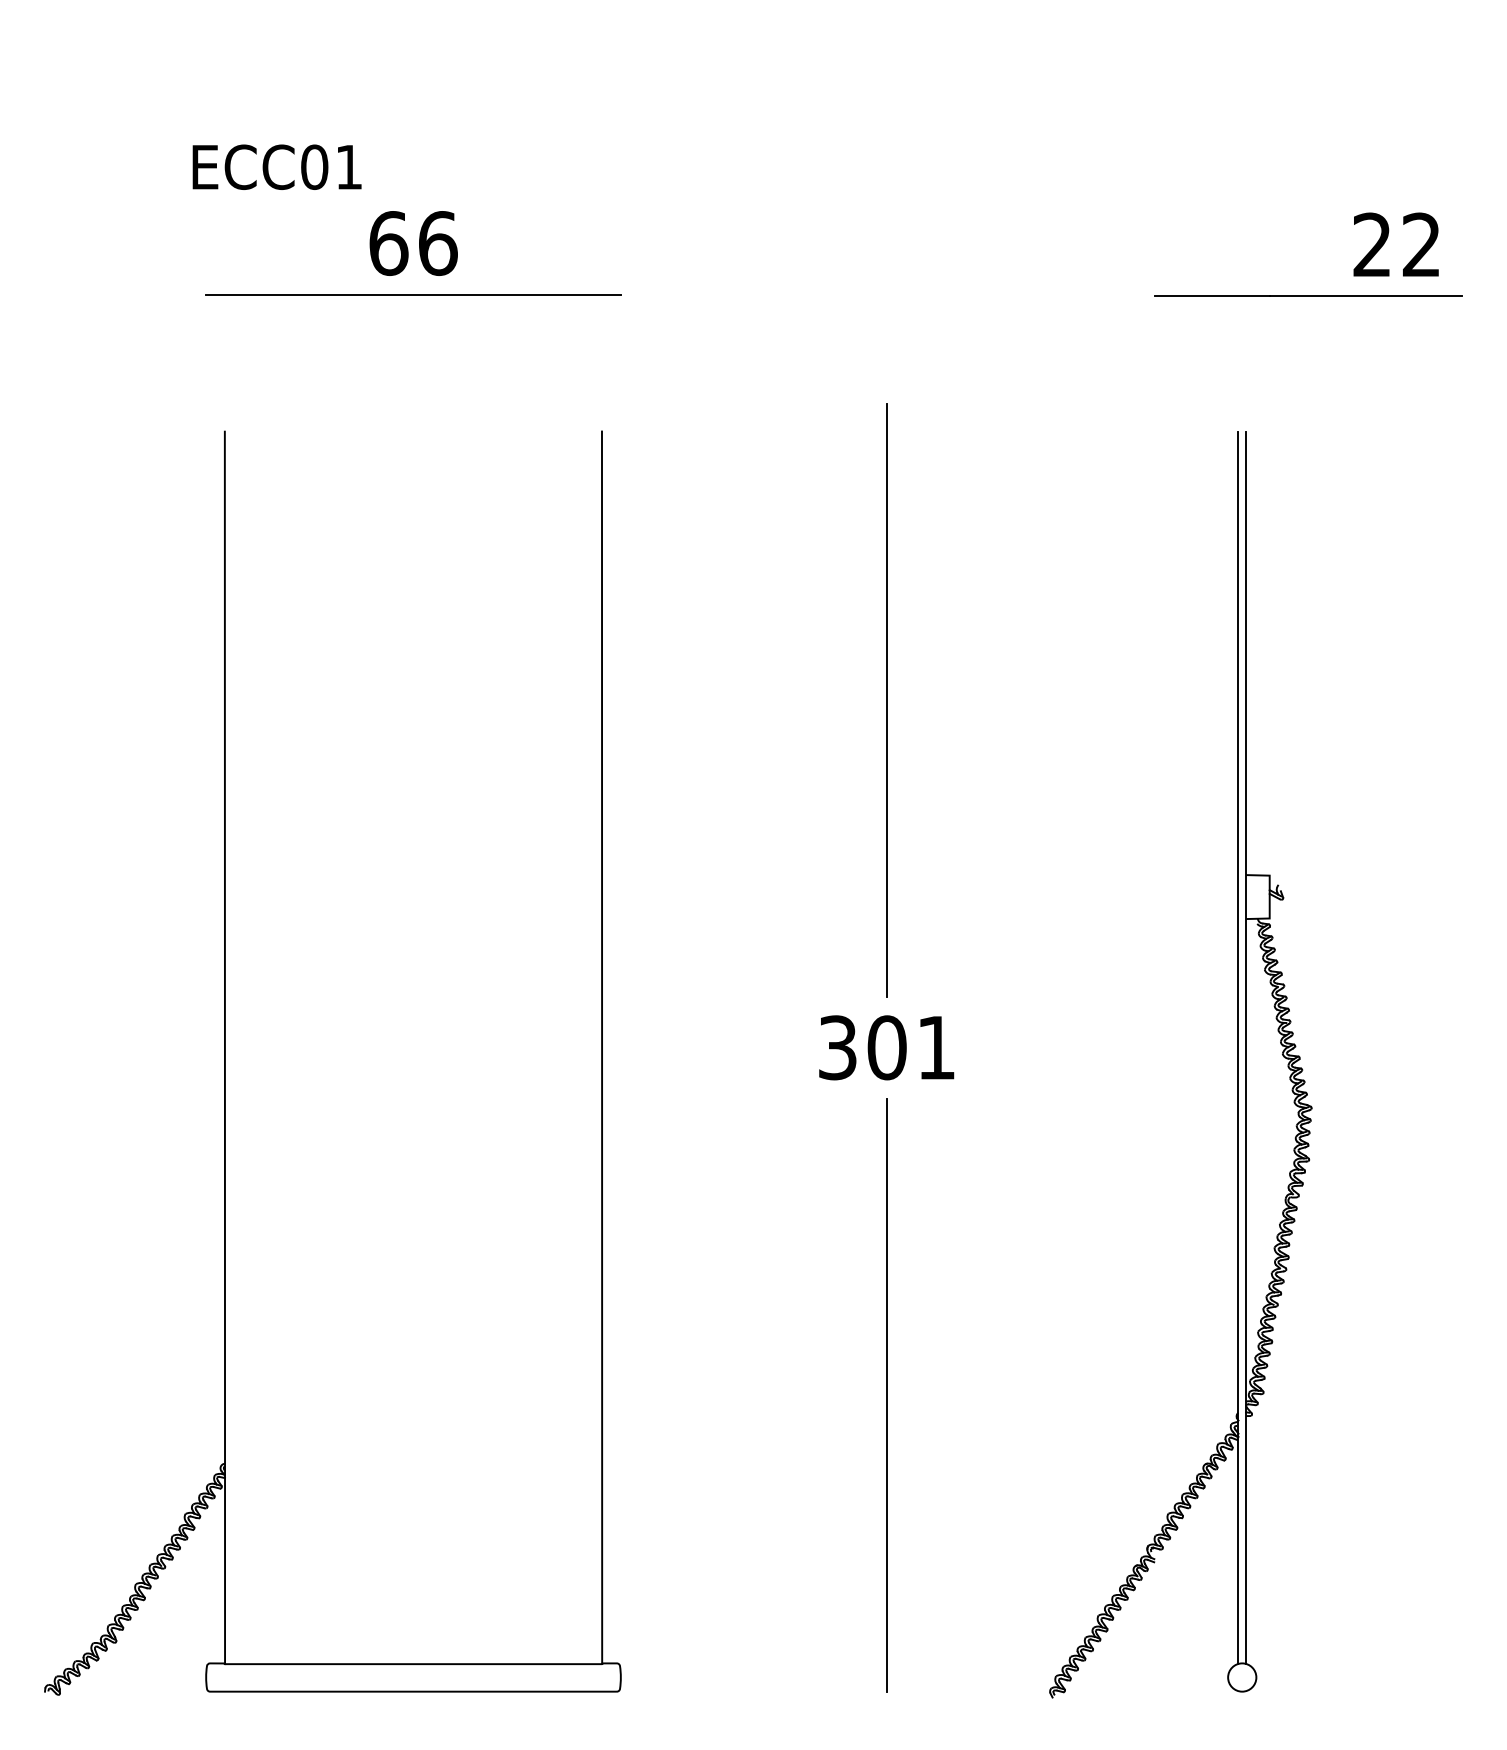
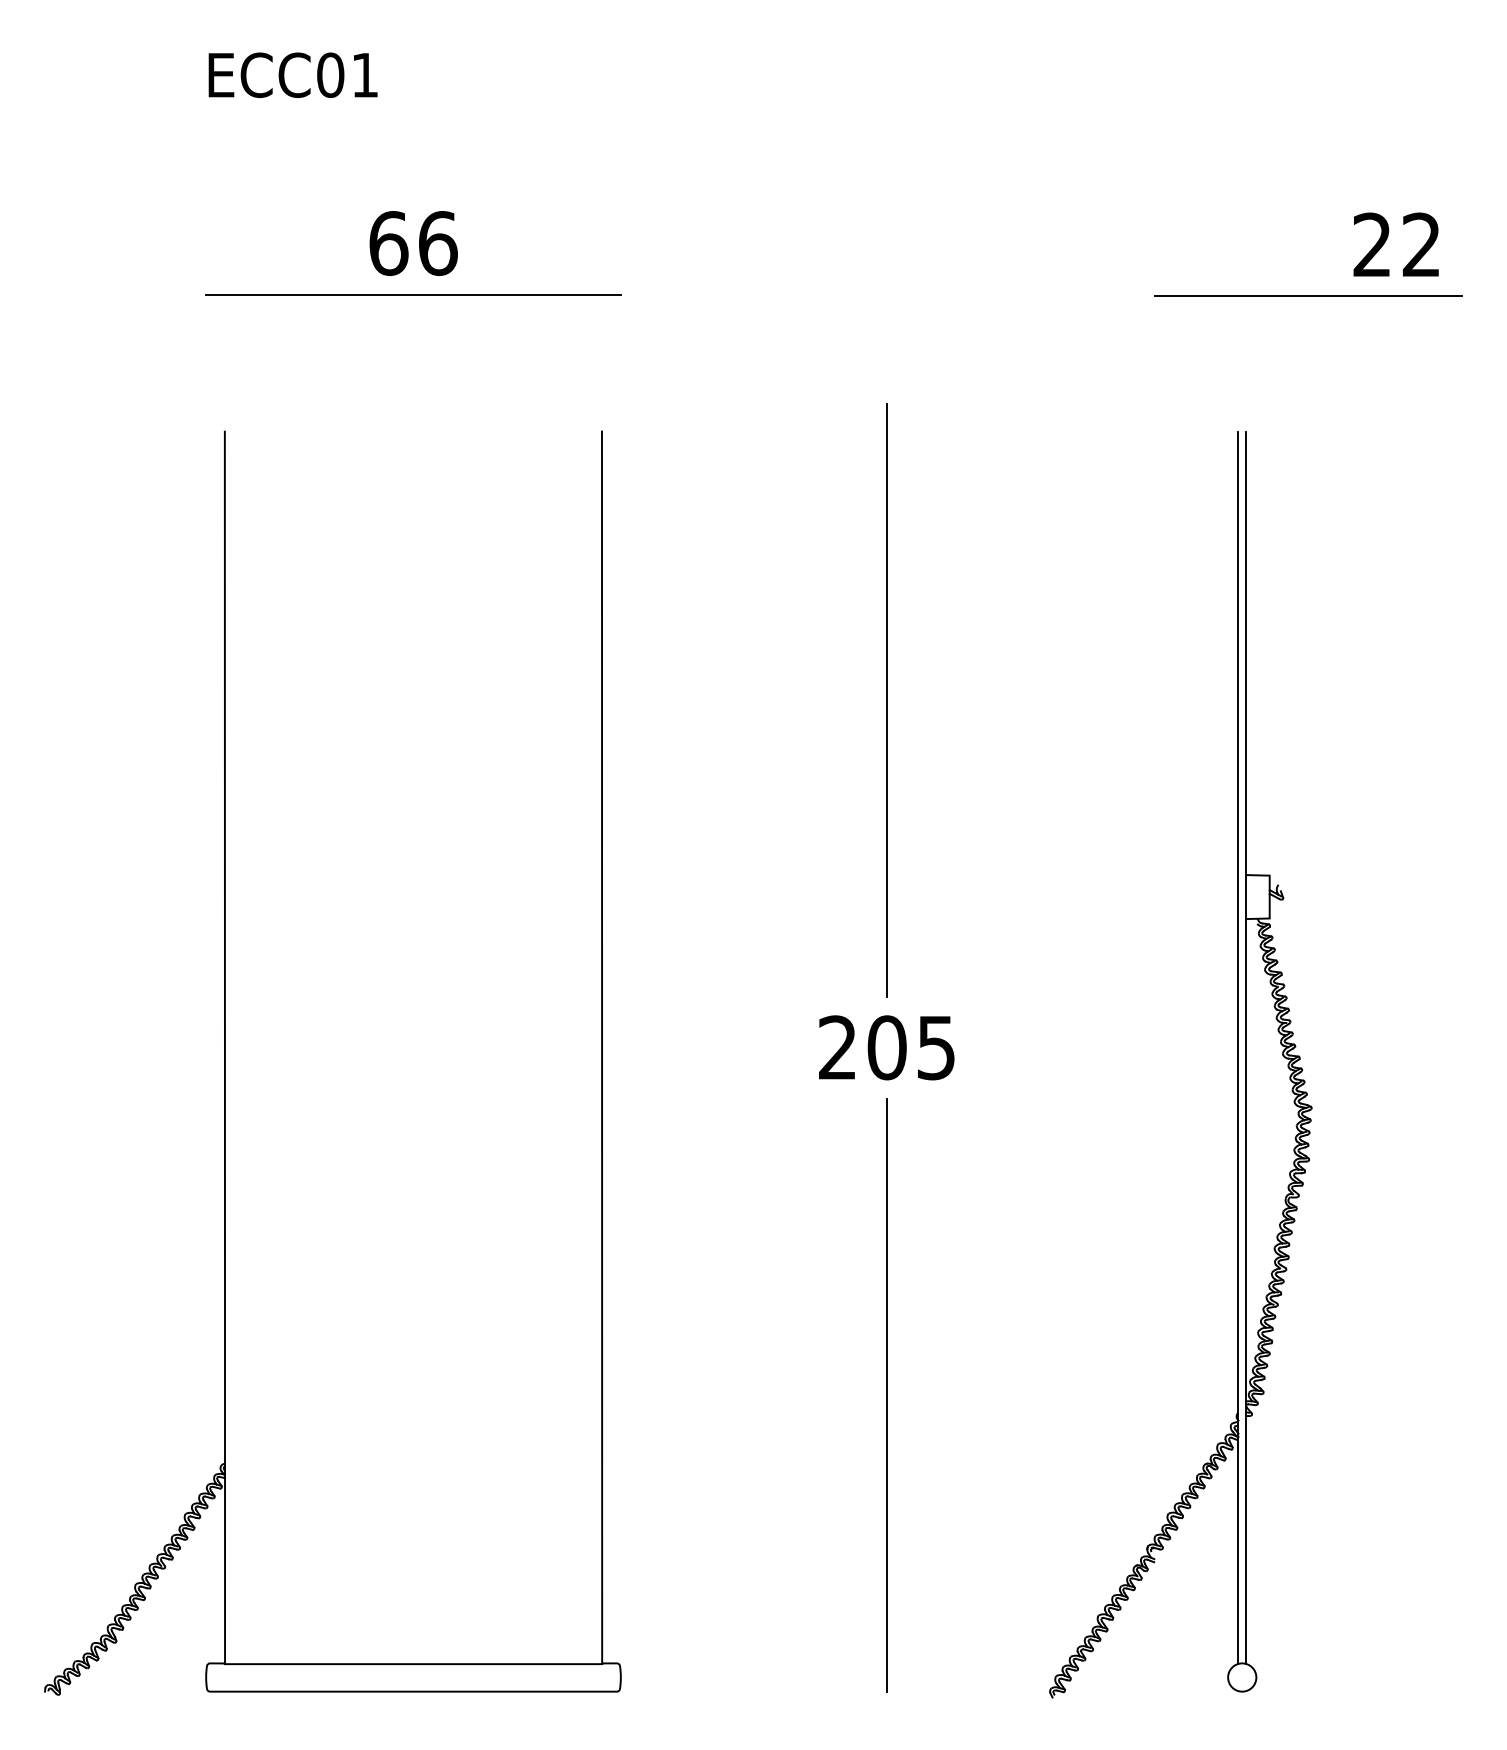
text position: (276, 166) -> (292, 74) (292, 74)
text: 301 -> 205 (886, 1047)
